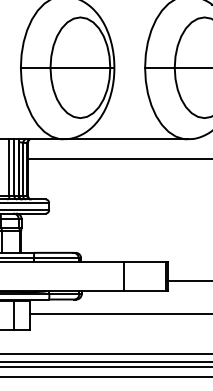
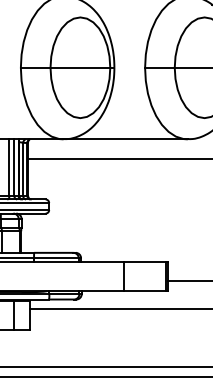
line position: (119, 313) -> (119, 308) (119, 308)
line: present -> none (105, 354)
line: present -> none (105, 361)
